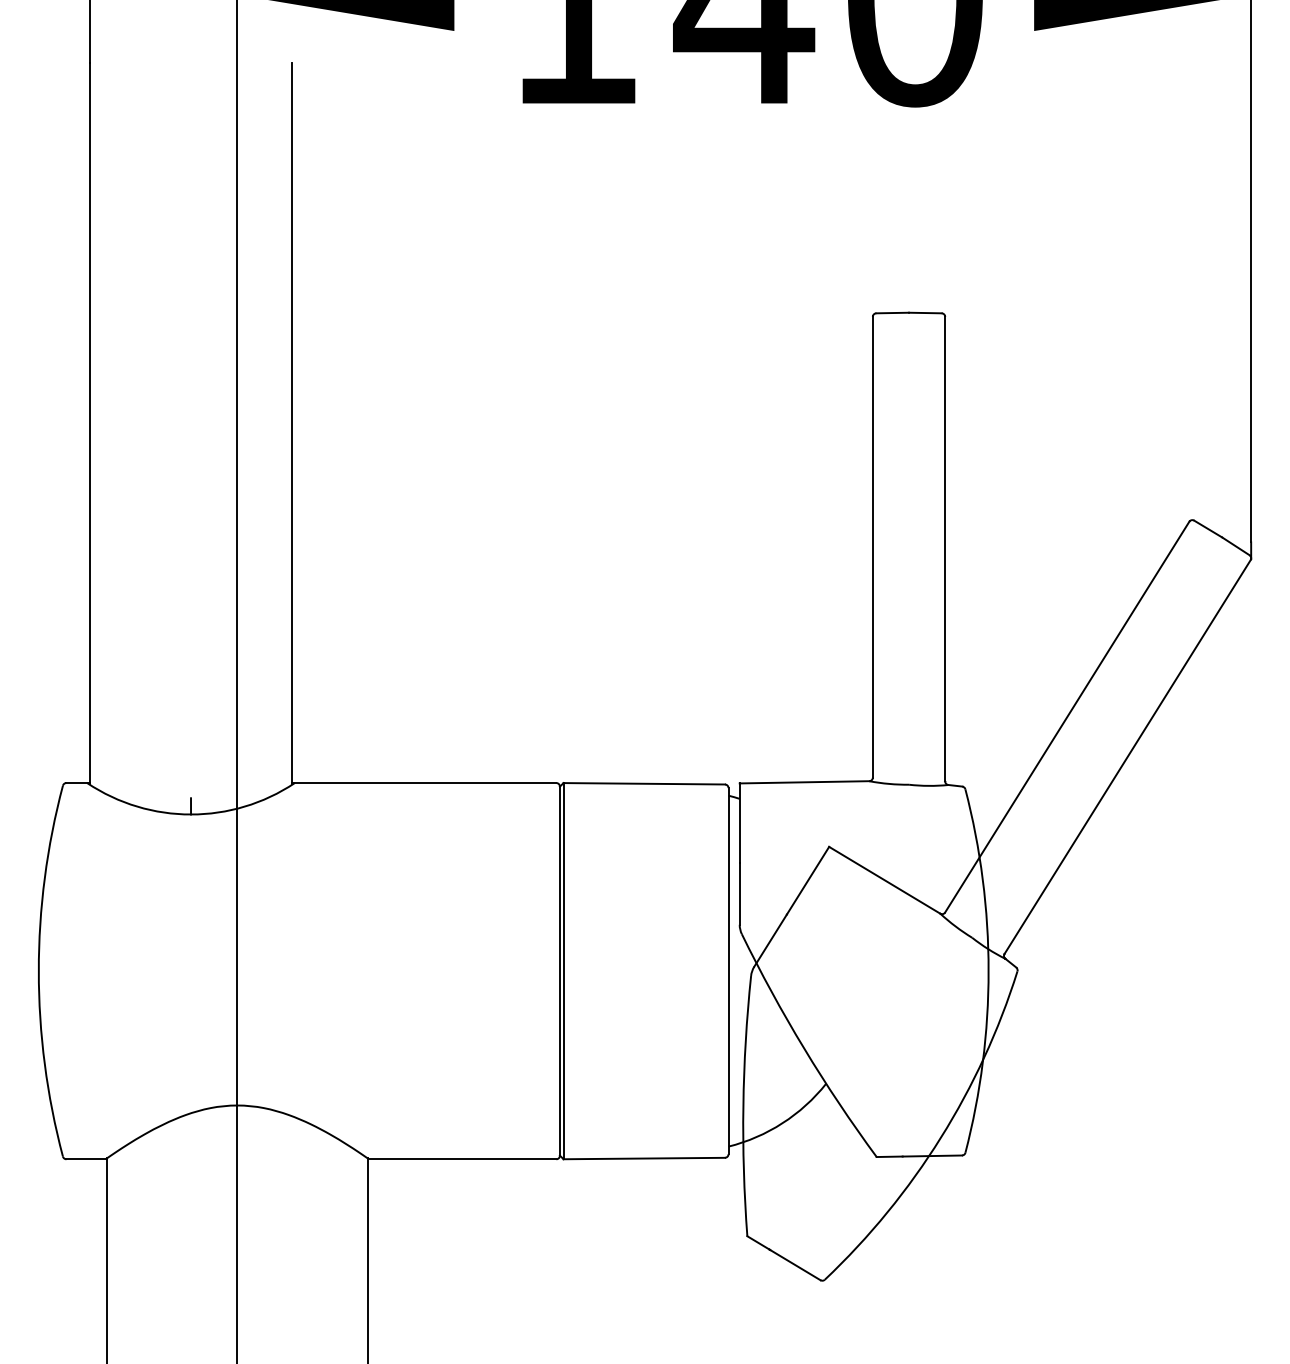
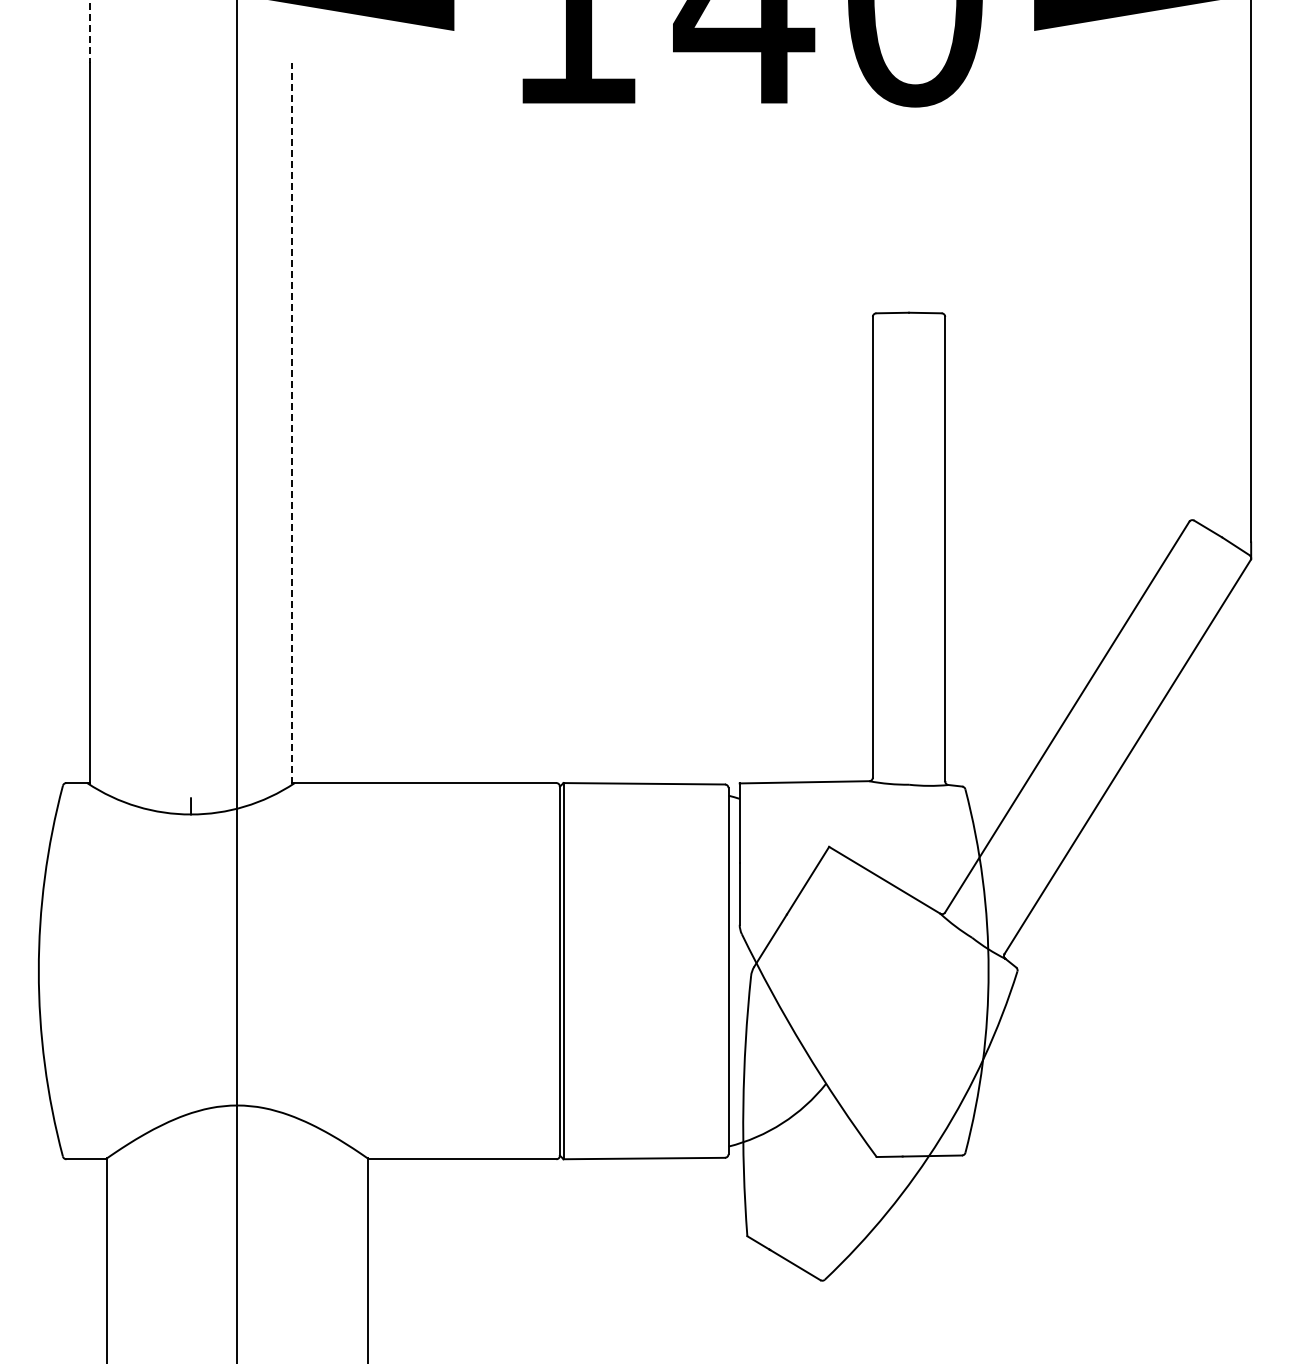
line: solid -> dashed (89, 31)
line: solid -> dashed (292, 423)
